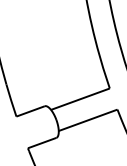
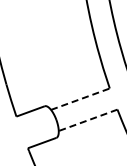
line: solid -> dashed (80, 99)
line: solid -> dashed (87, 120)
